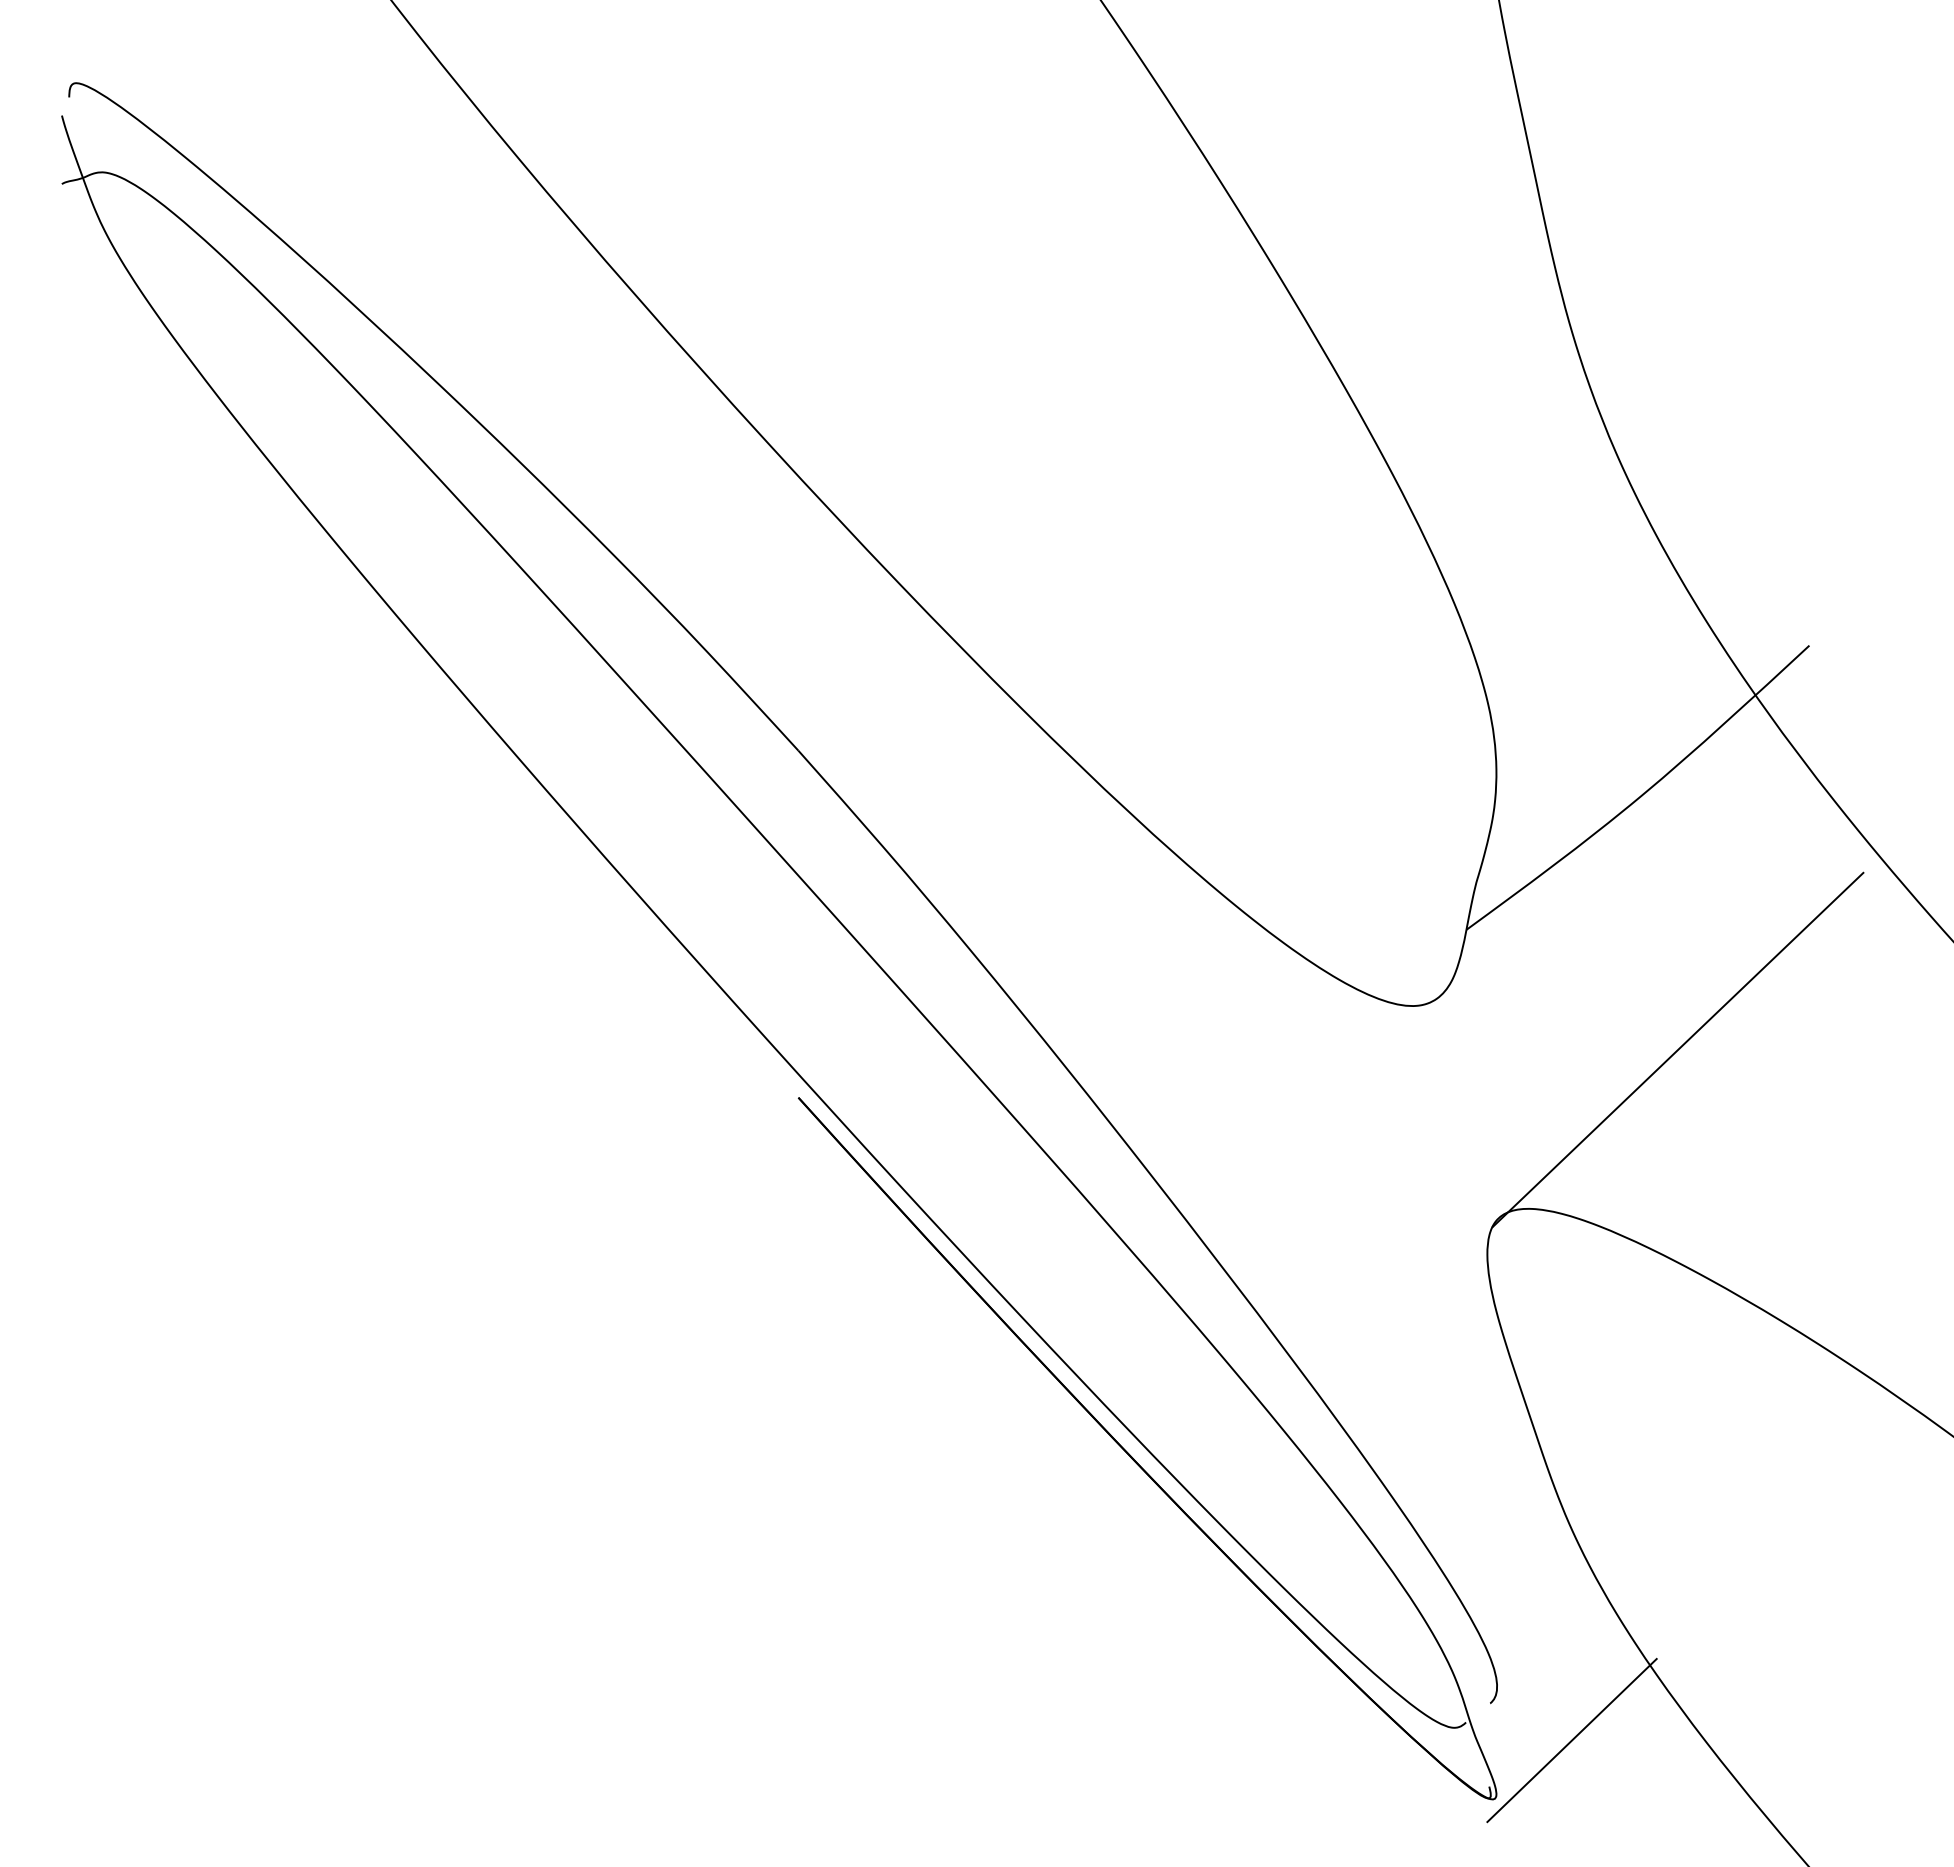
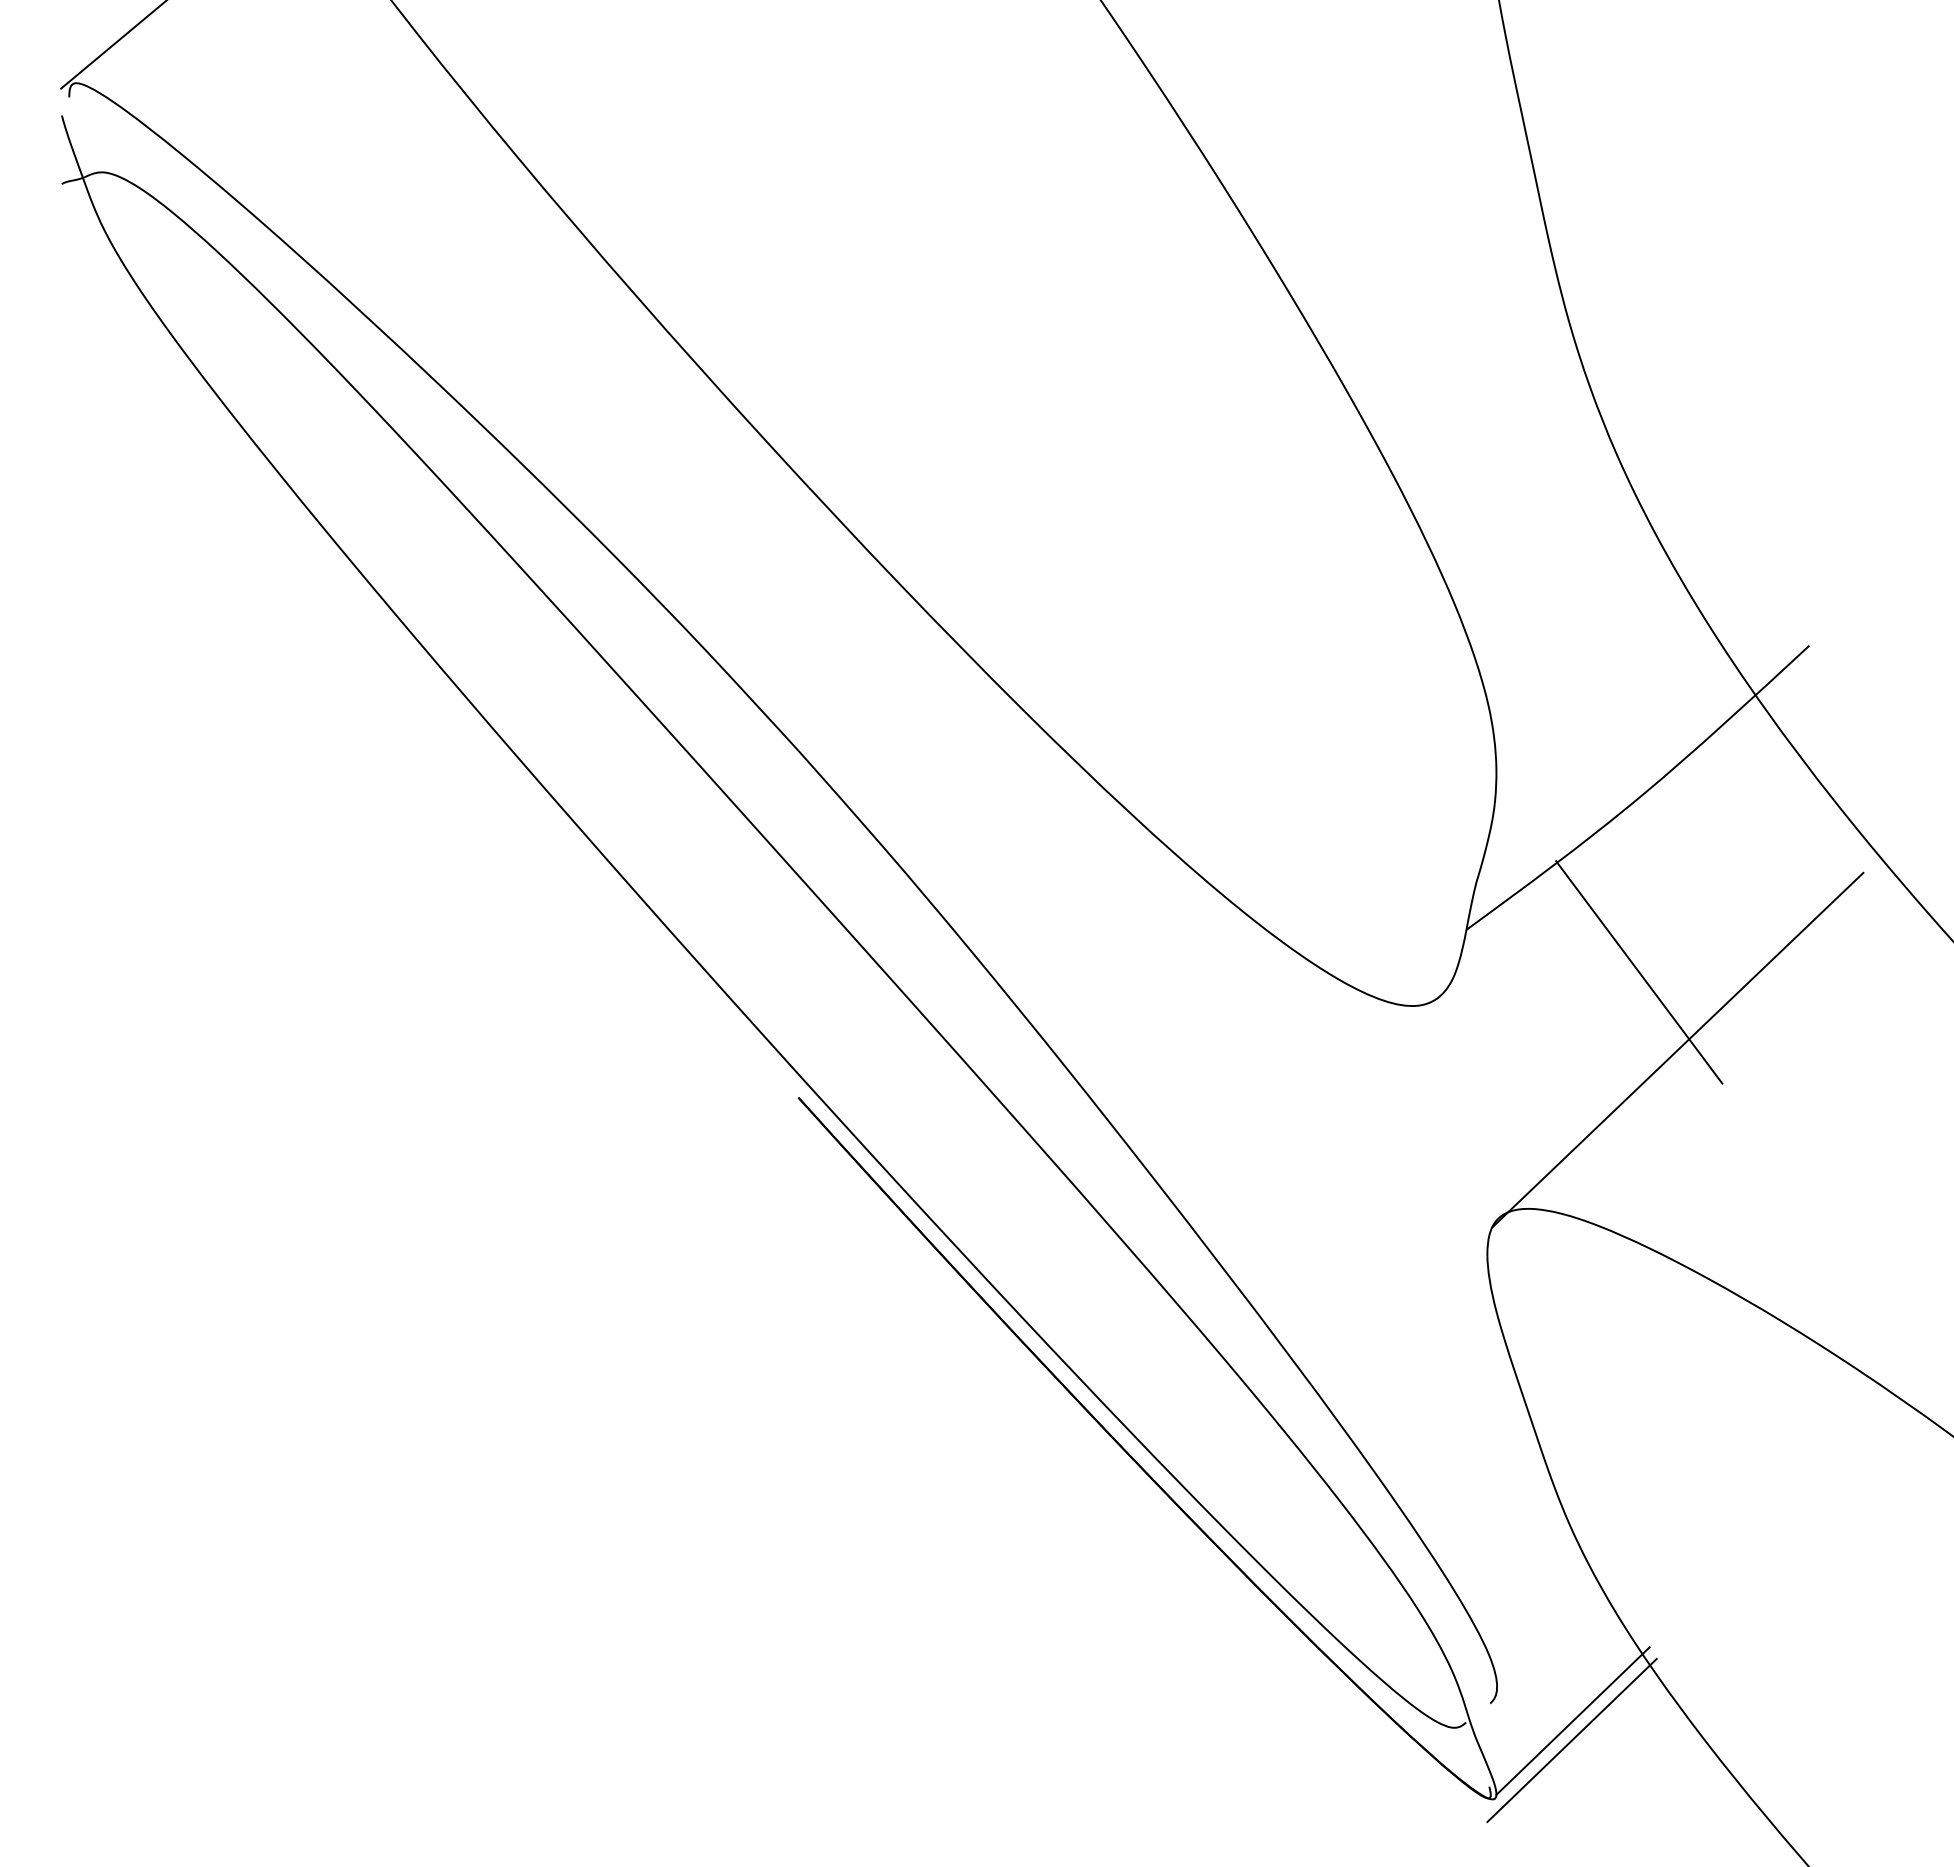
line: none -> present (112, 45)
line: none -> present (1639, 972)
line: none -> present (1572, 1720)
